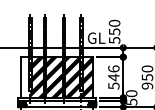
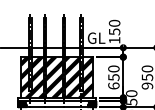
text: 550 -> 150 (114, 40)
hatch: none -> present (25, 77)
text: 546 -> 650 (113, 77)
